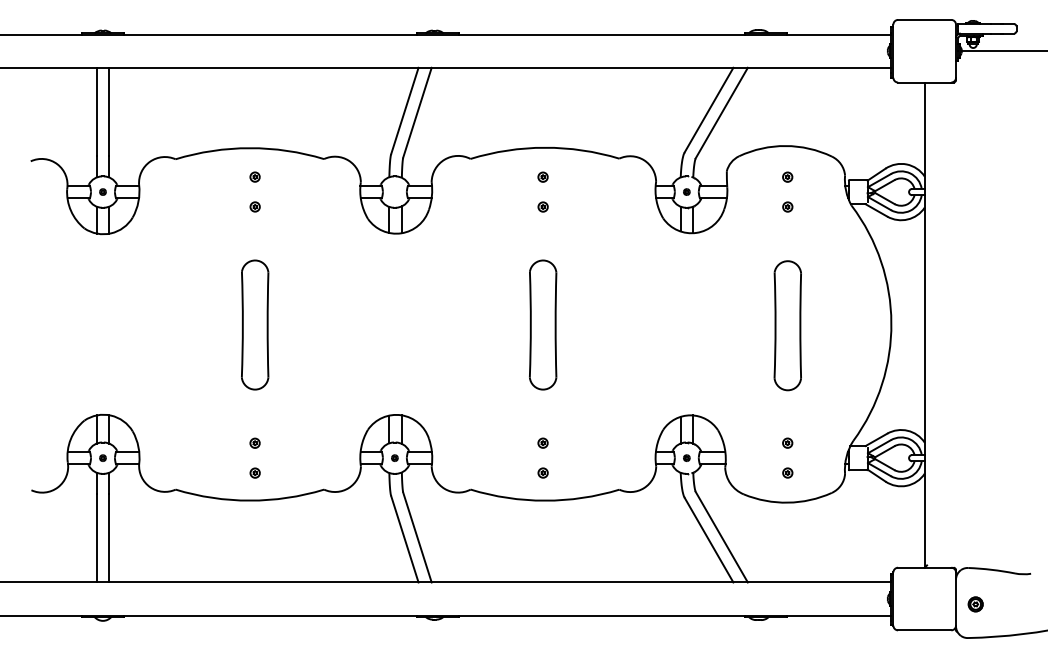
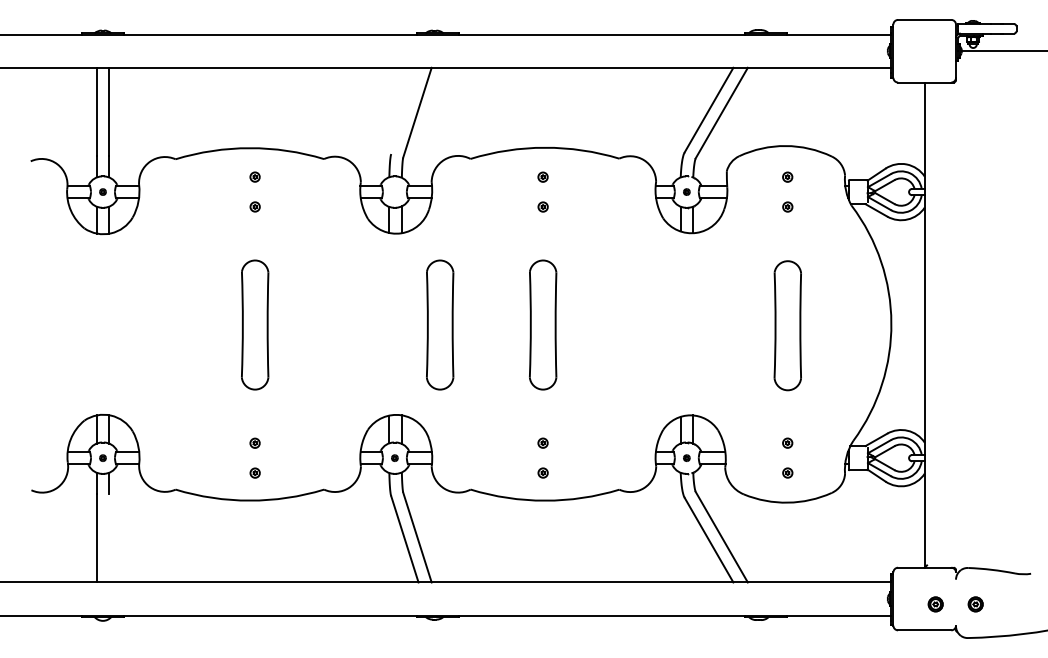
line: present -> none (404, 110)
part: none -> present (440, 324)
line: present -> none (109, 538)
line: present -> none (956, 598)
part: none -> present (935, 604)
